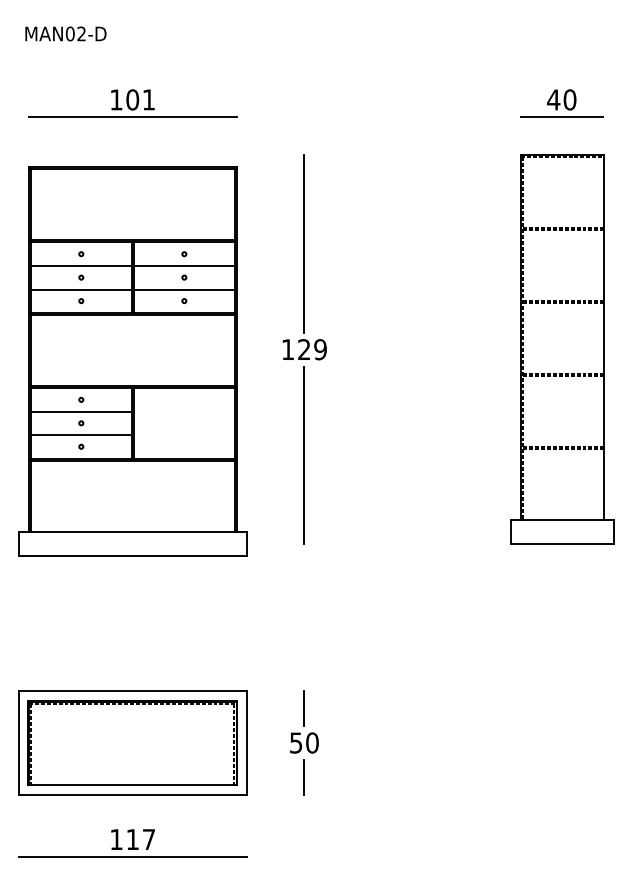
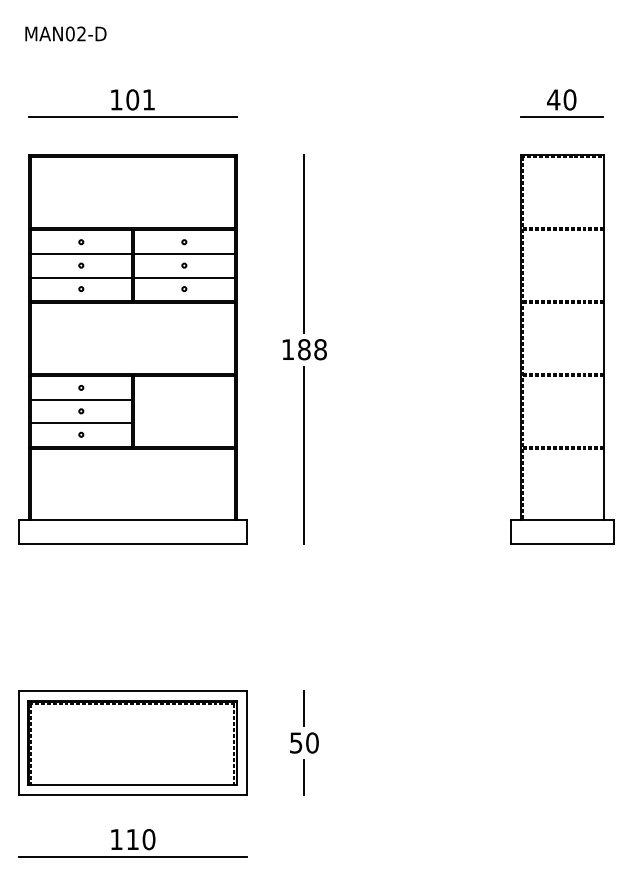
text: 129 -> 188 (312, 349)
part position: (132, 361) -> (132, 349) (132, 349)
text: 117 -> 110 (148, 839)
